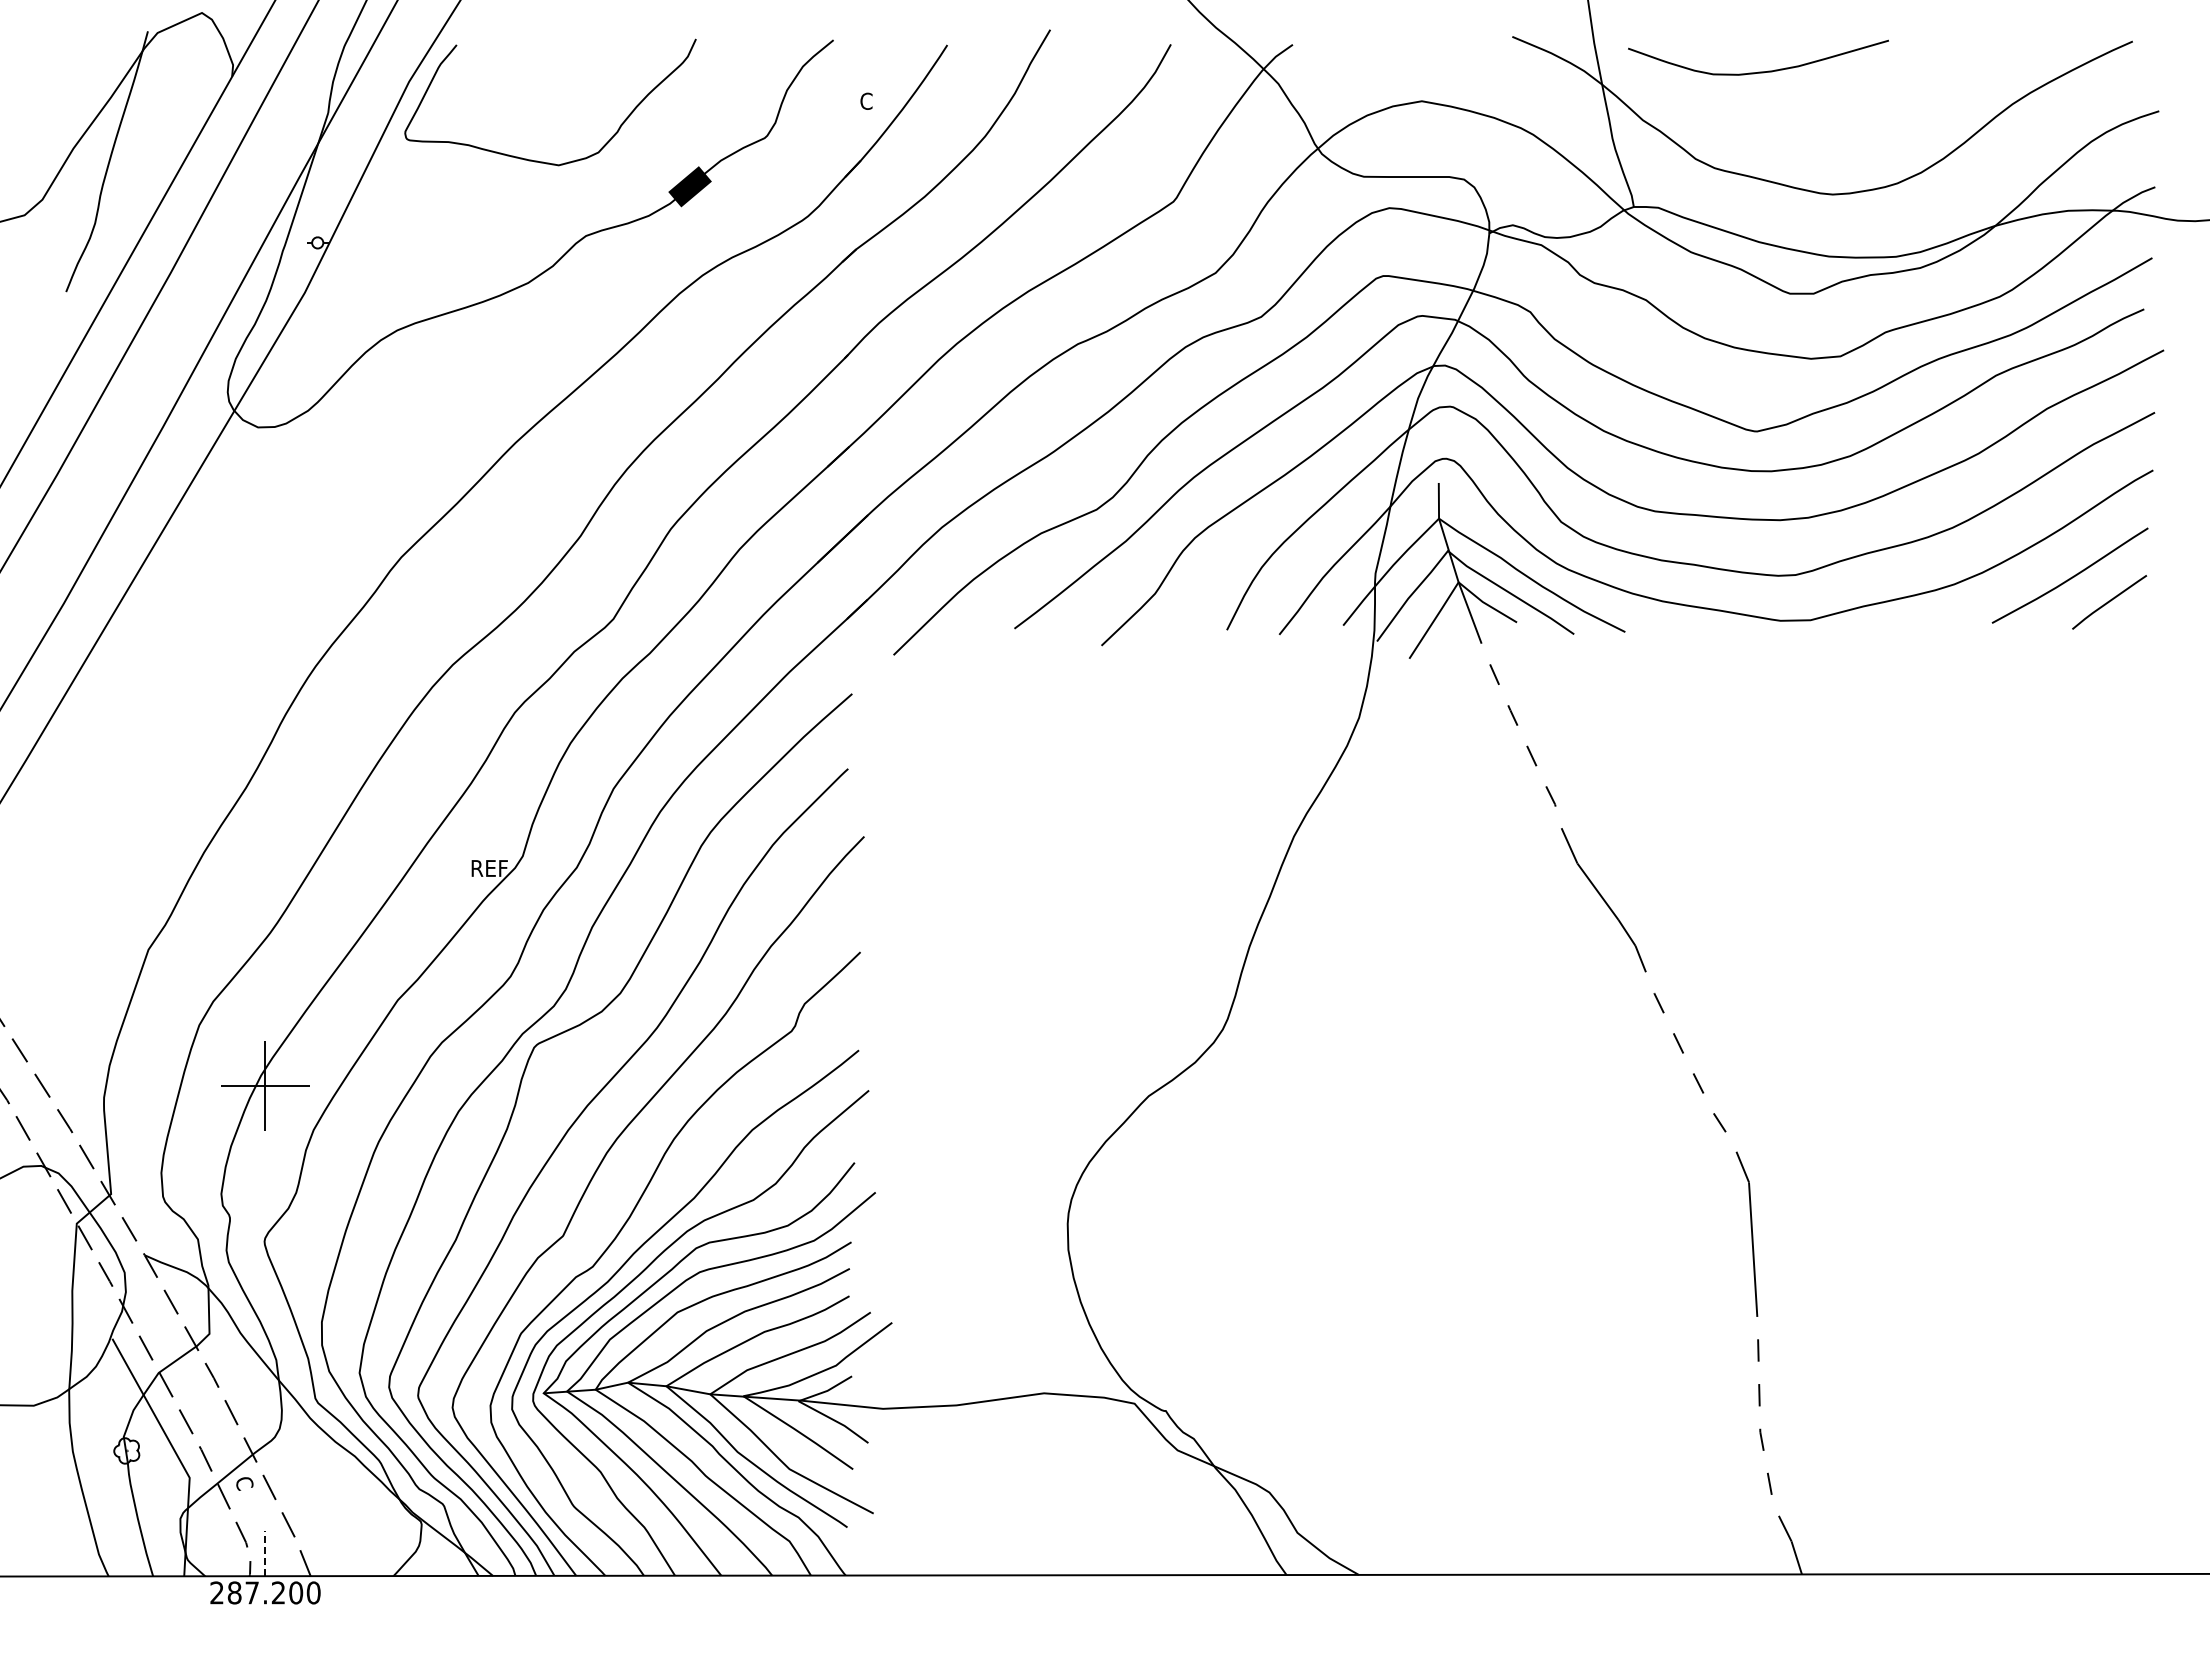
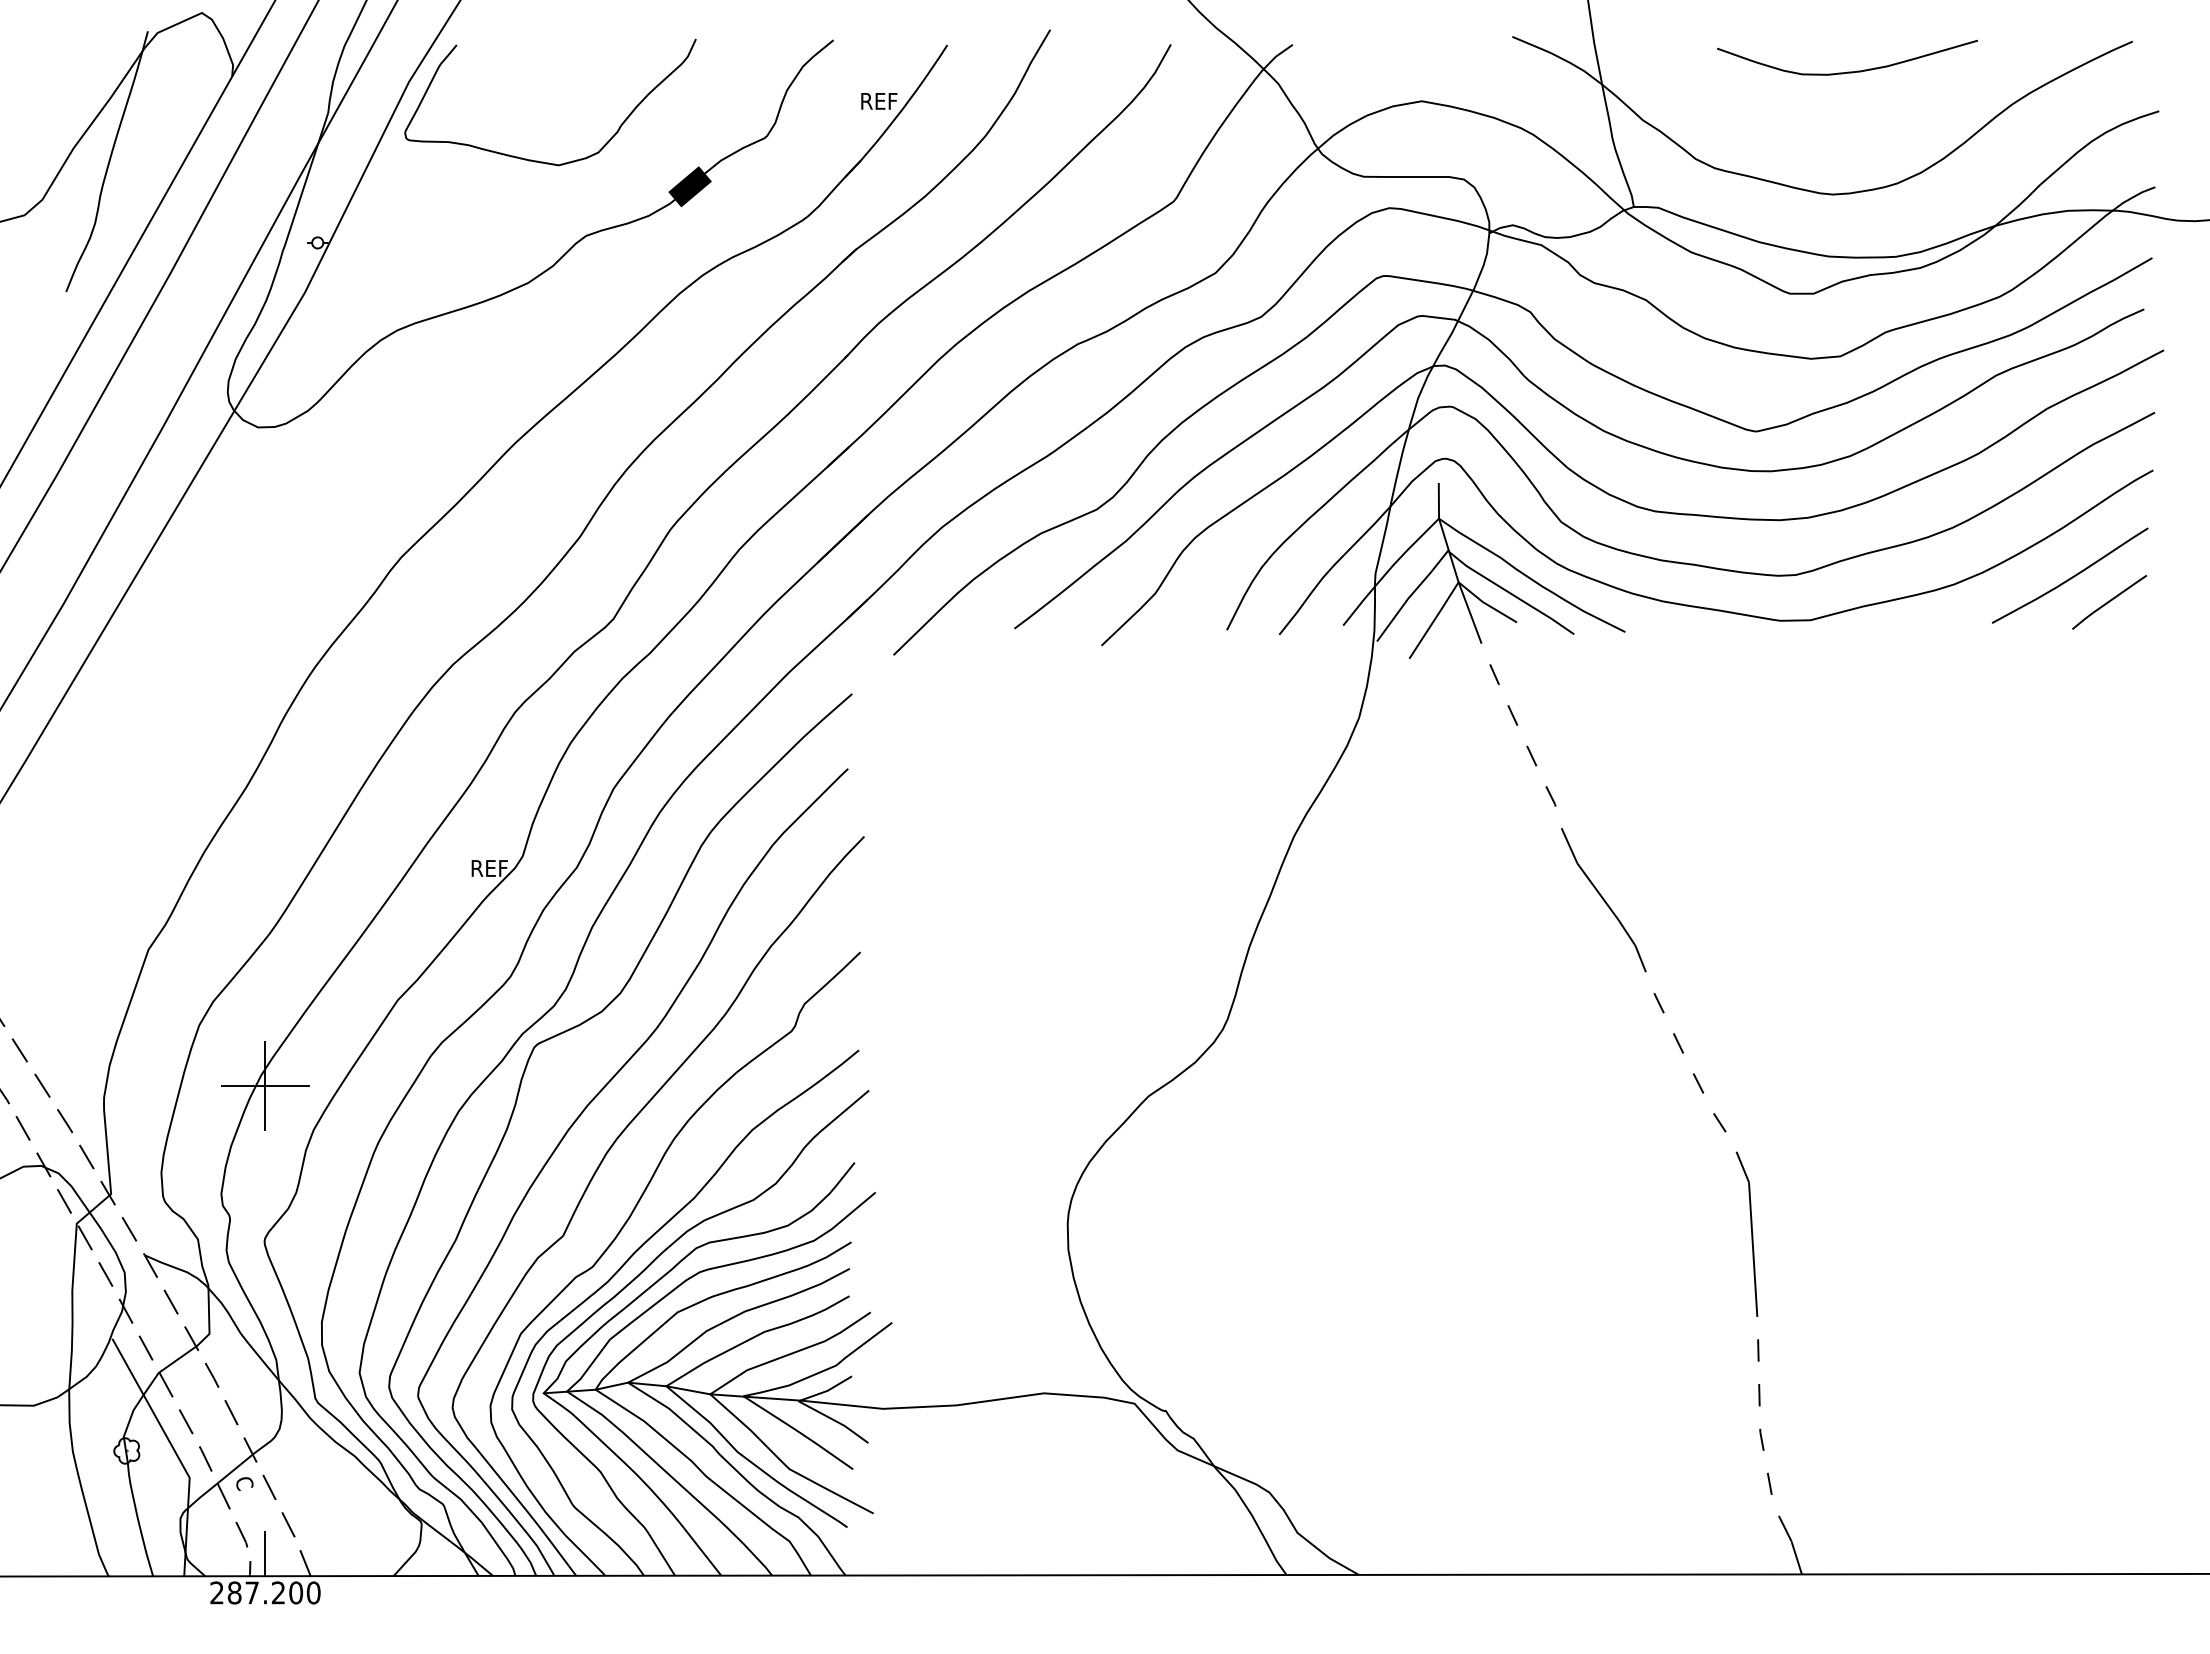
curve position: (1758, 71) -> (1847, 71) (1847, 71)
text: C -> REF (878, 100)
line: dashed -> solid (265, 1553)
